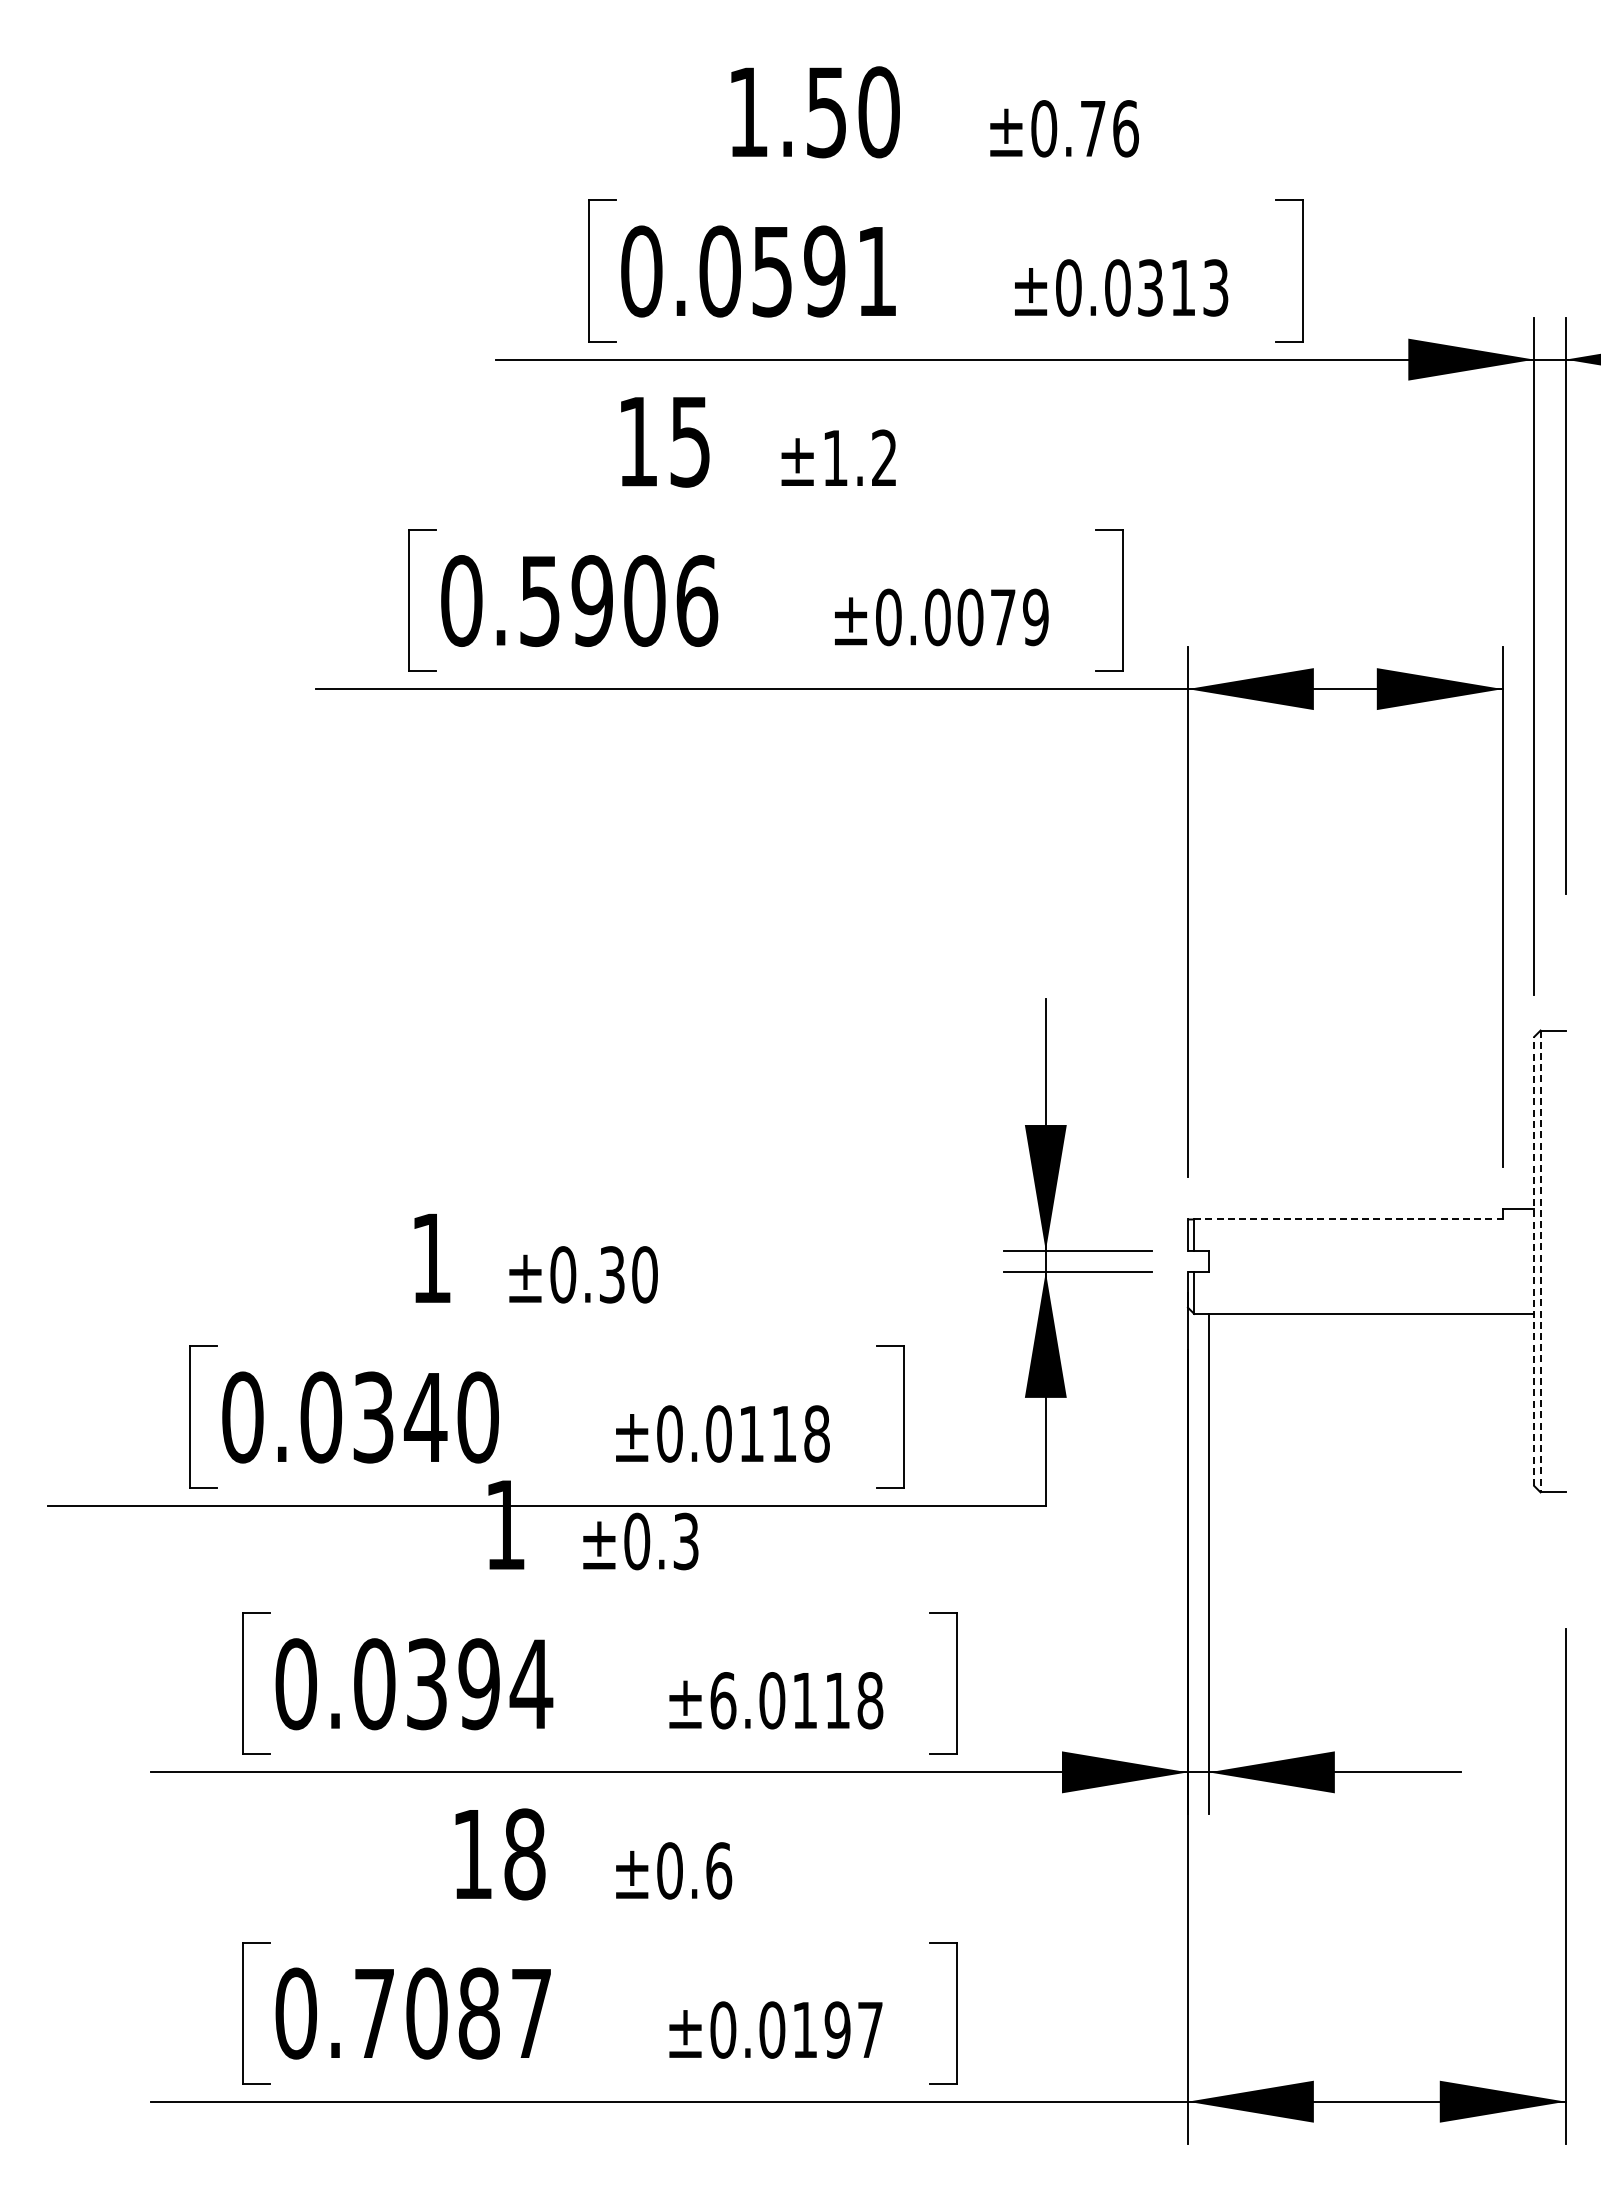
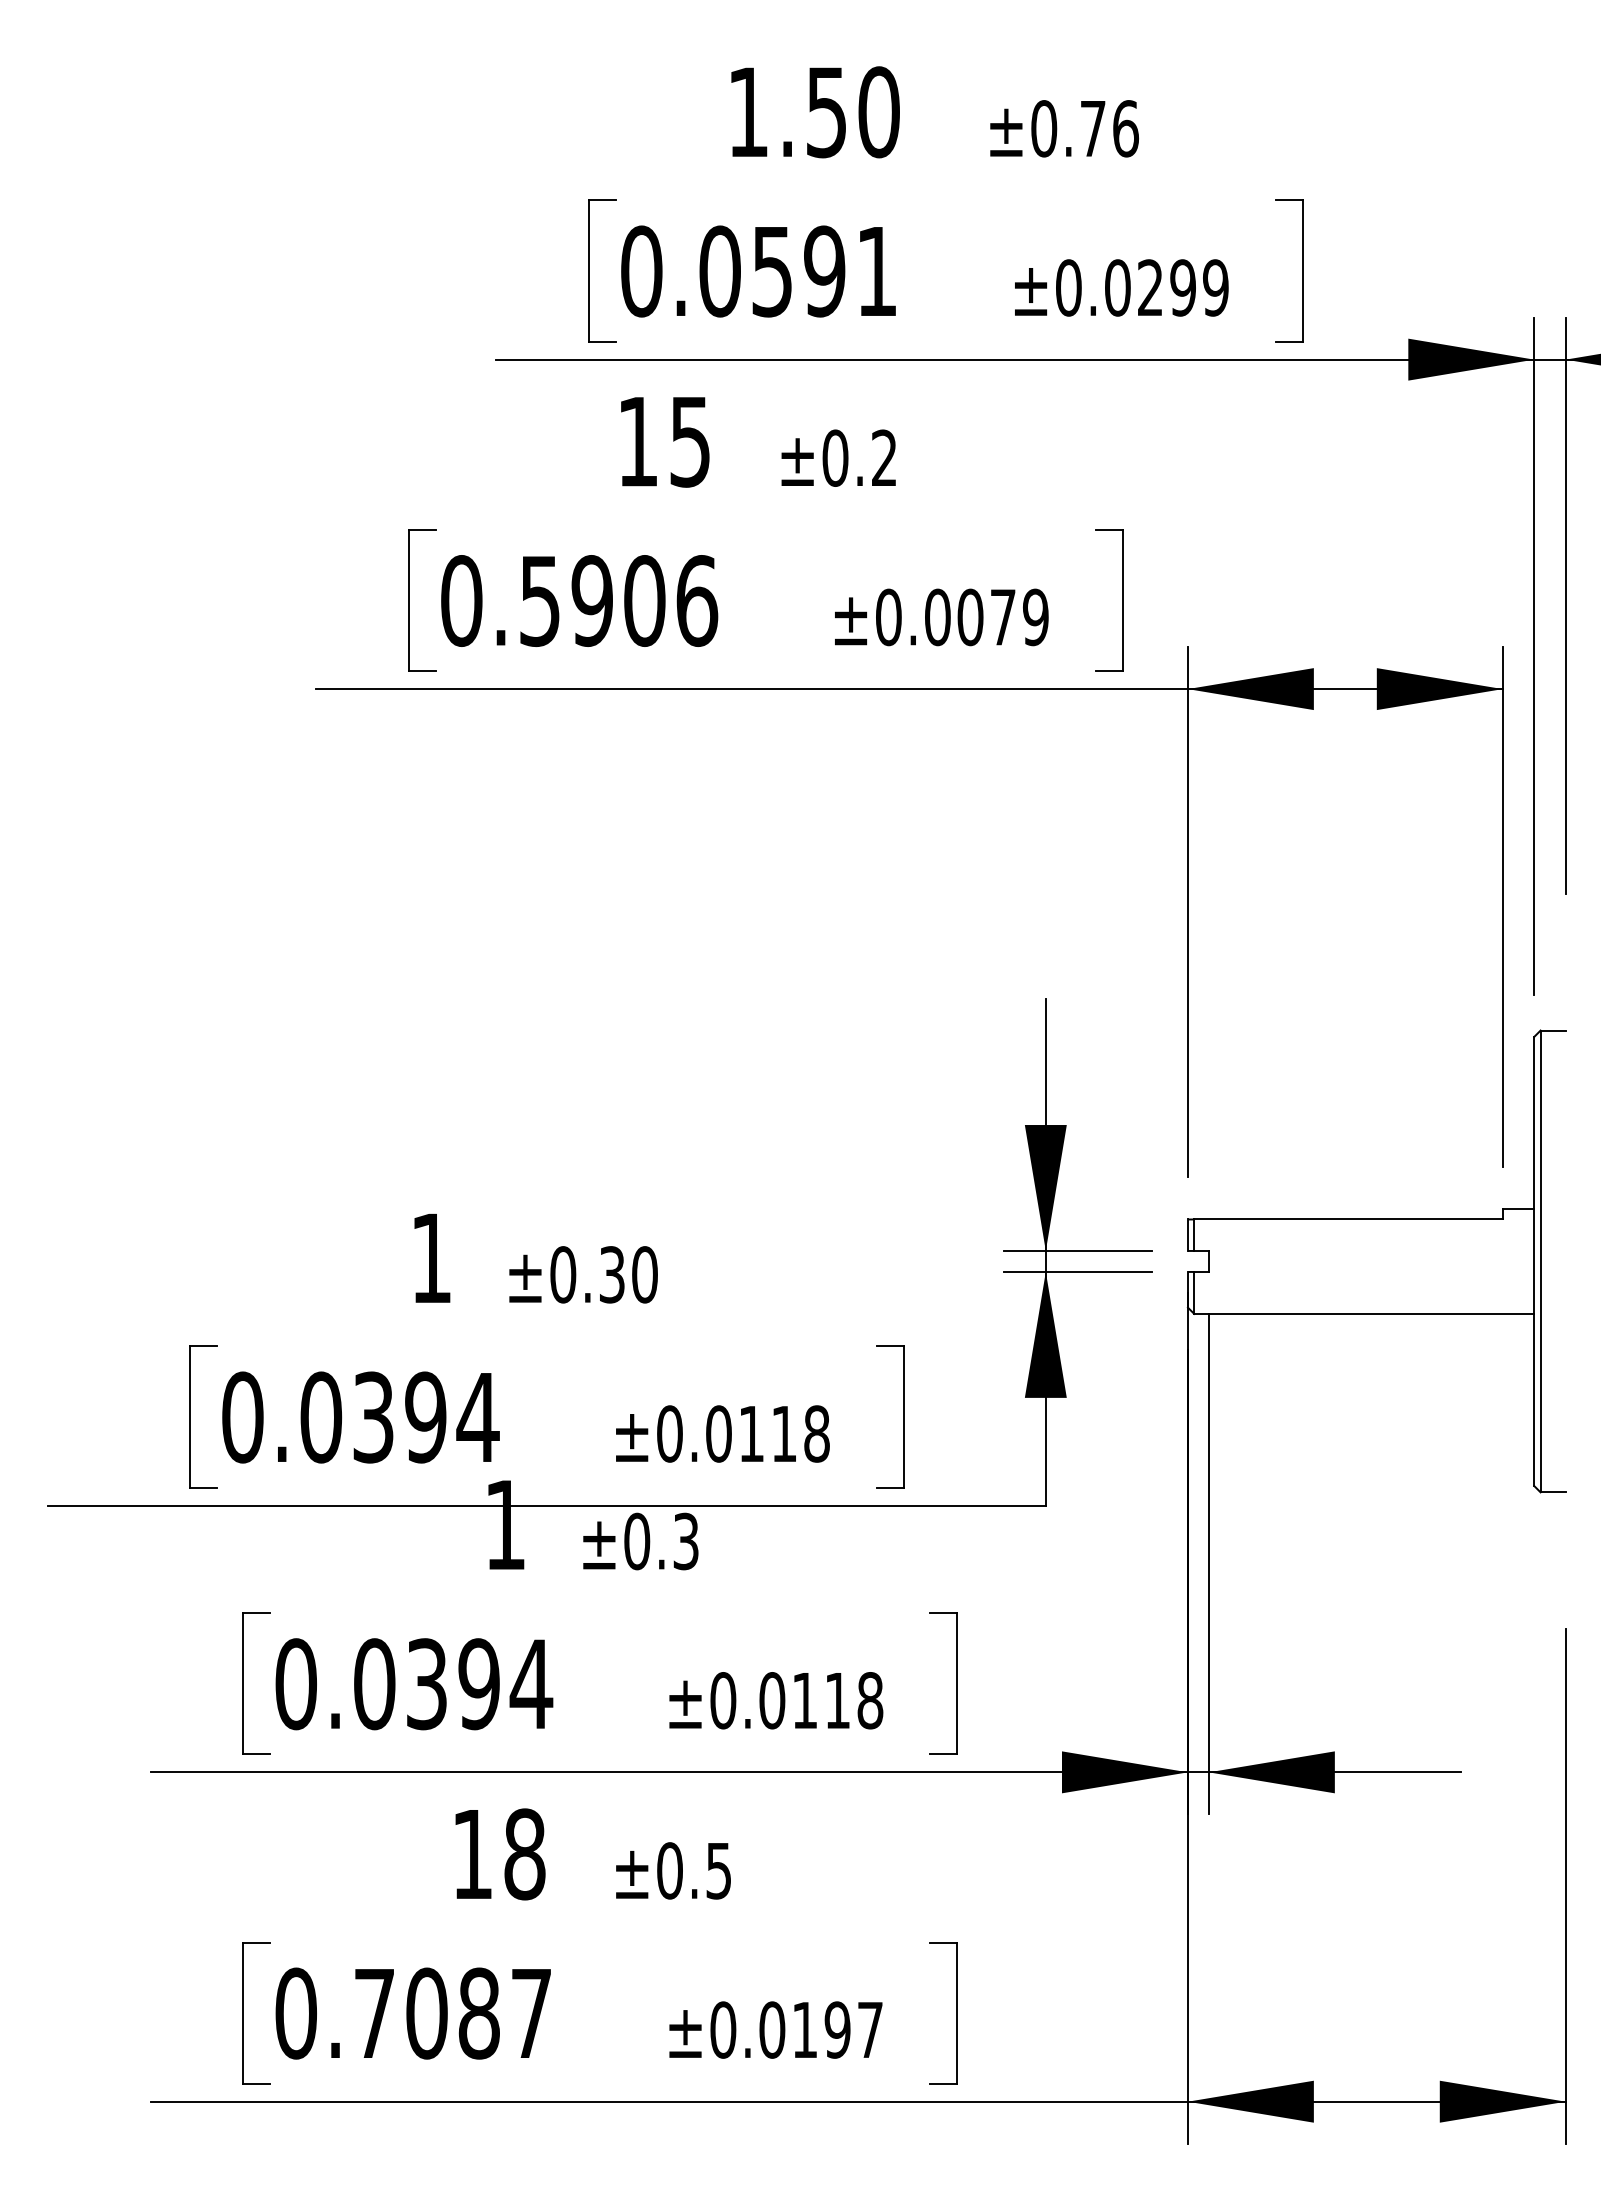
text: ±0.0313 -> ±0.0299 (1183, 287)
text: ±1.2 -> ±0.2 (835, 457)
line: dashed -> solid (1349, 1219)
line: dashed -> solid (1534, 1261)
line: dashed -> solid (1540, 1261)
text: 0.0340 -> 0.0394 (451, 1417)
text: ±6.0118 -> ±0.0118 (723, 1700)
text: ±0.6 -> ±0.5 (719, 1870)
